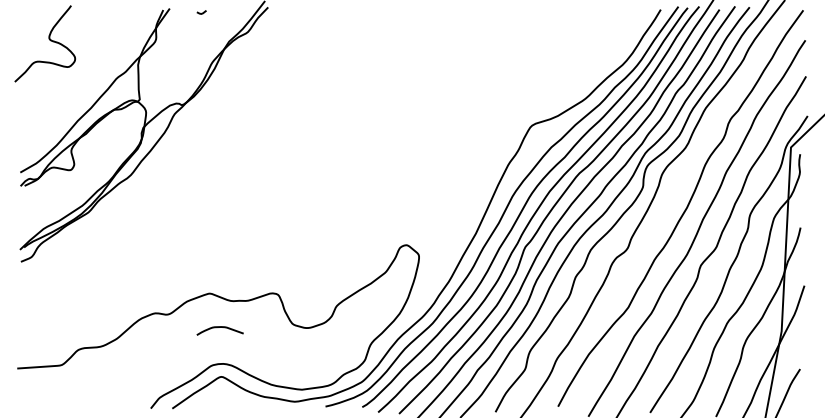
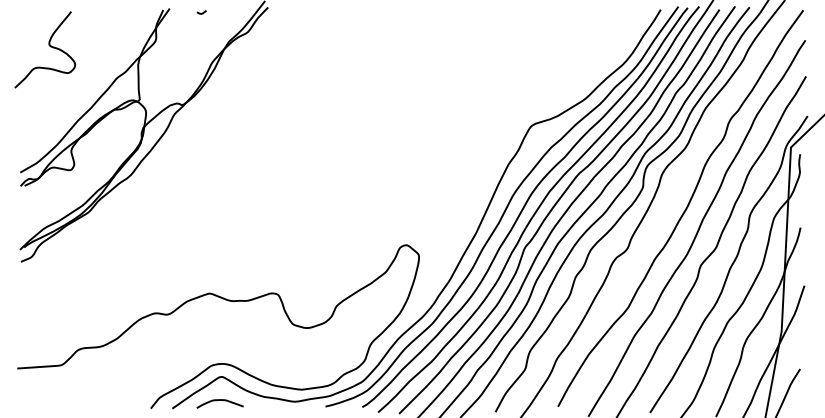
curve position: (48, 39) -> (48, 45) (48, 45)
curve position: (219, 327) -> (219, 400) (219, 400)
